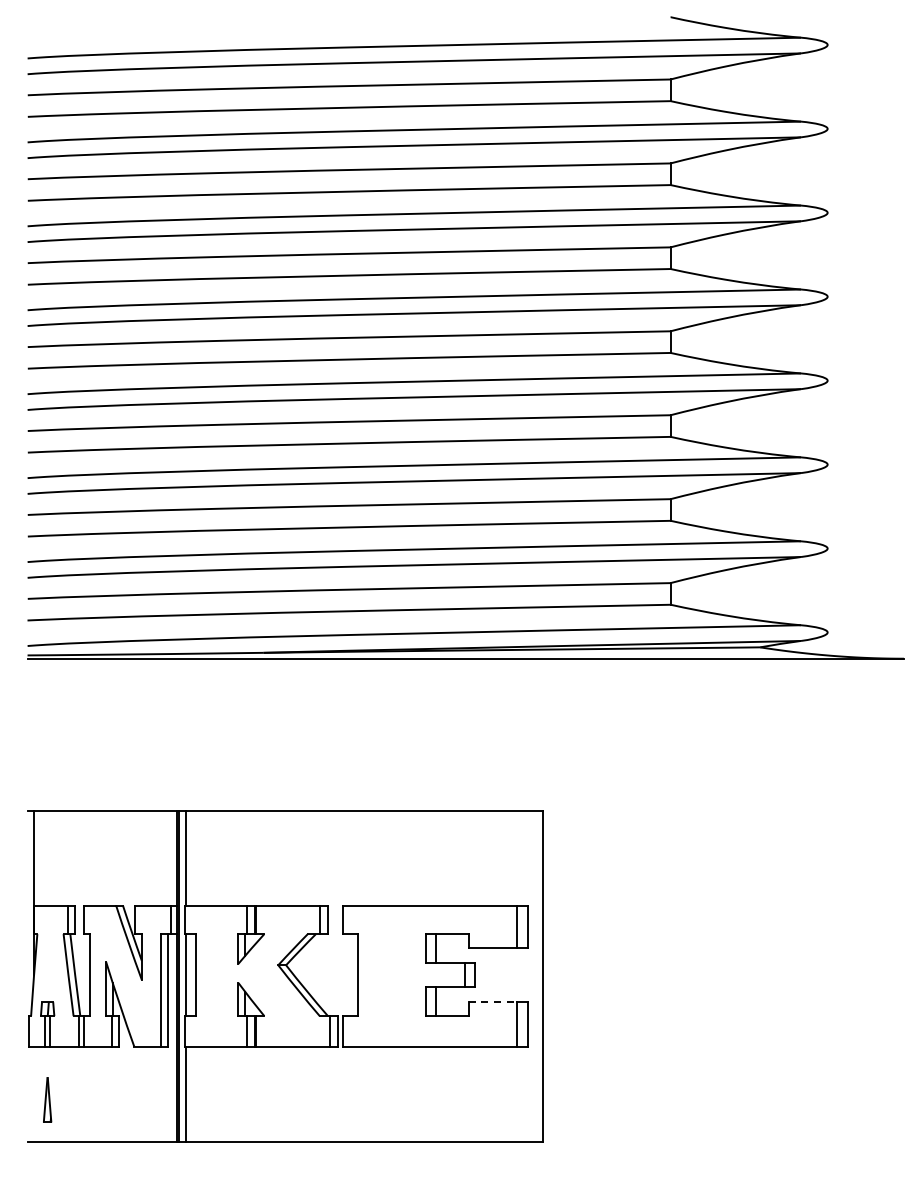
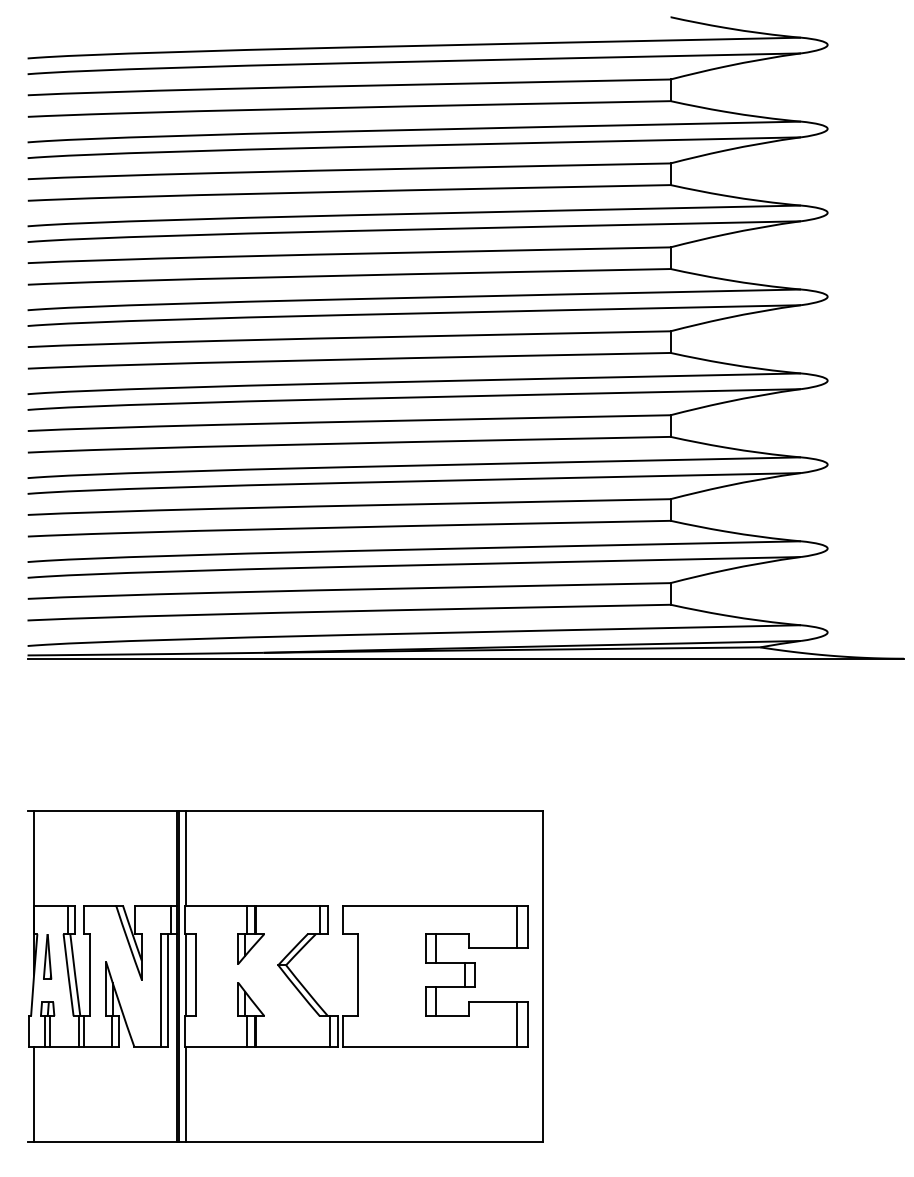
line: dashed -> solid (493, 1001)
line: none -> present (34, 1093)
part position: (47, 1099) -> (47, 956) (47, 956)
